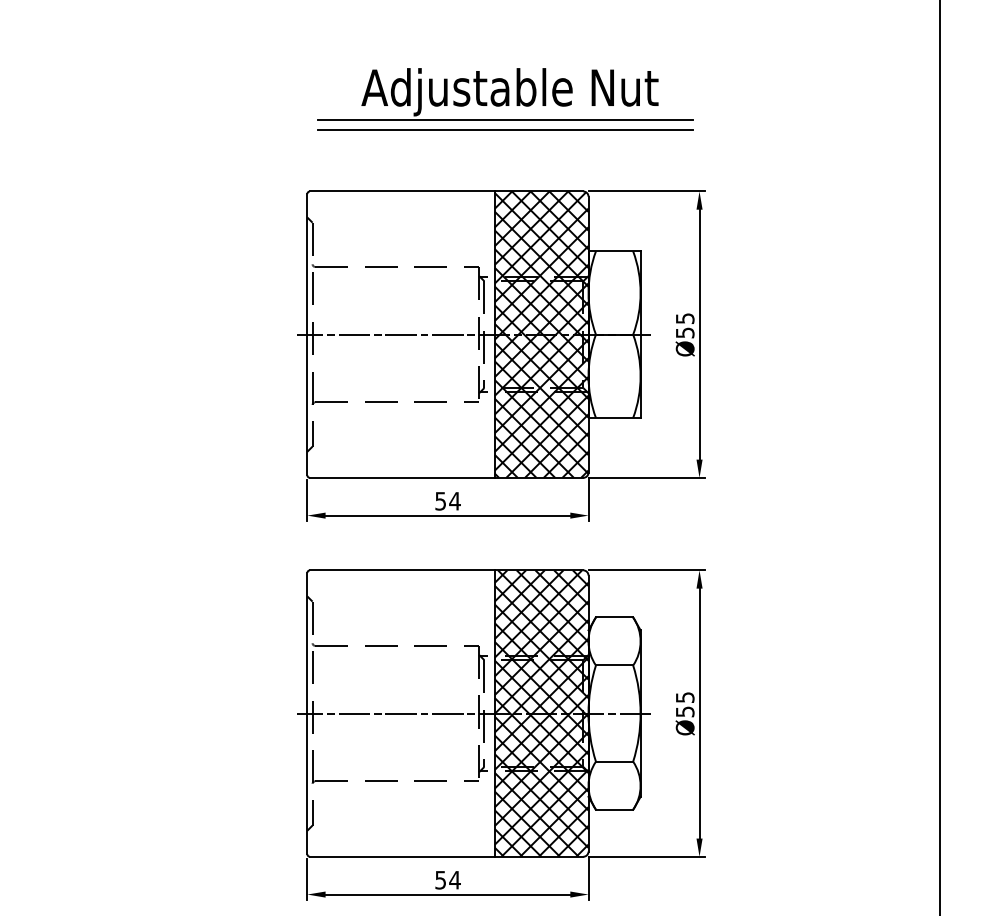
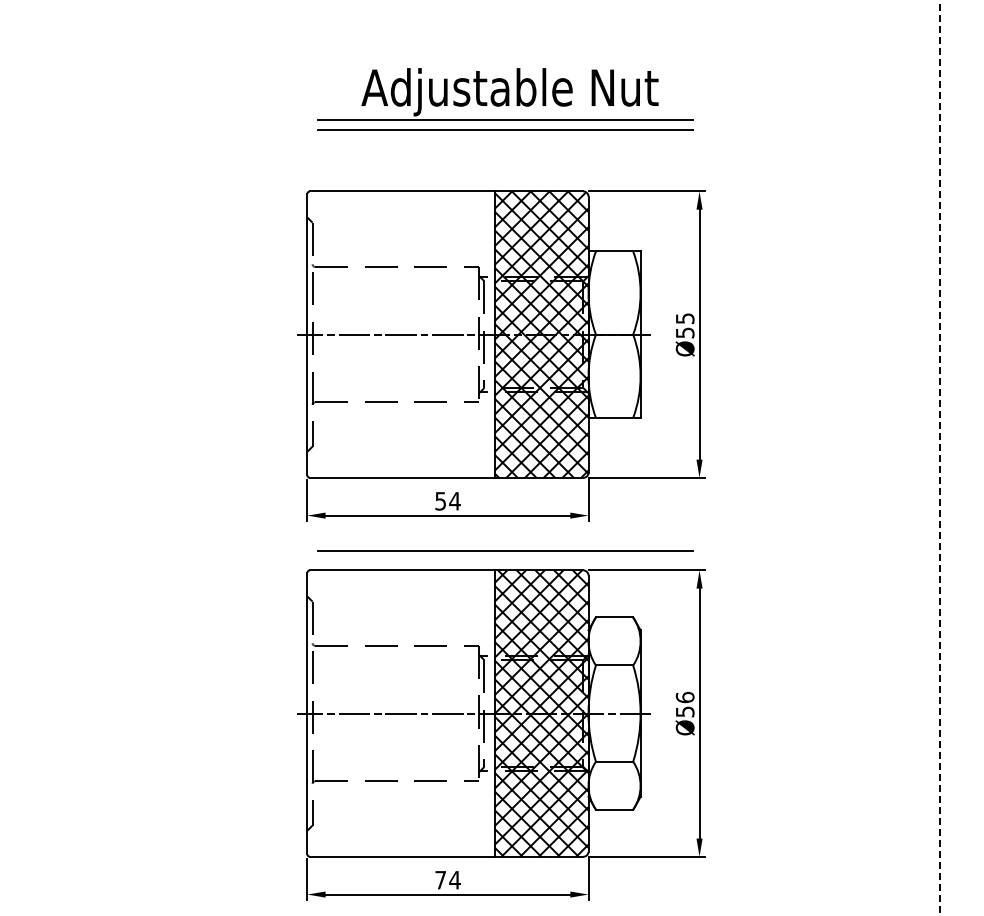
line: solid -> dashed (939, 458)
line: none -> present (505, 550)
text: Ø55 -> Ø56 (684, 697)
text: 54 -> 74 (440, 880)
